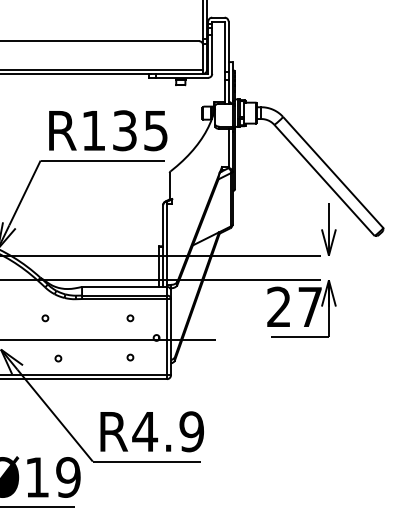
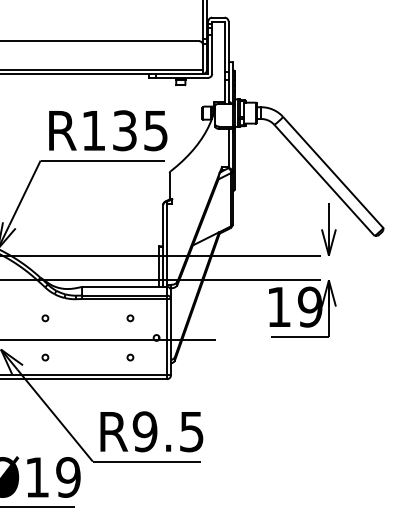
text: 27 -> 19 (294, 306)
circle position: (58, 358) -> (45, 357) (45, 357)
text: R4.9 -> R9.5 (167, 431)
